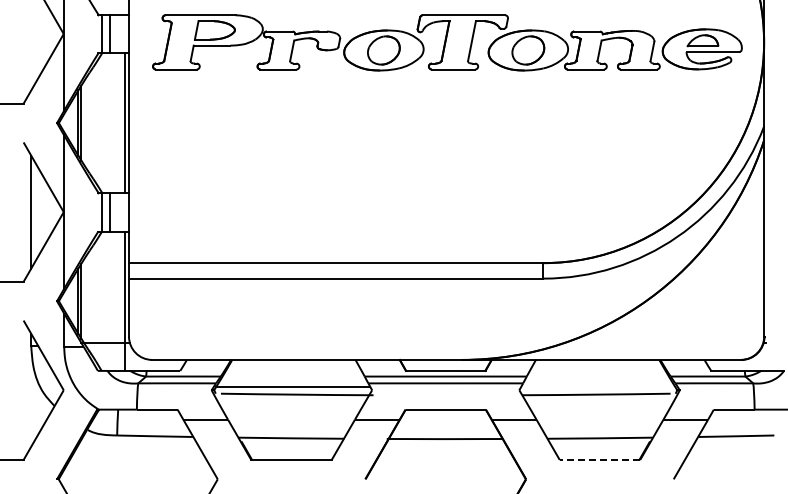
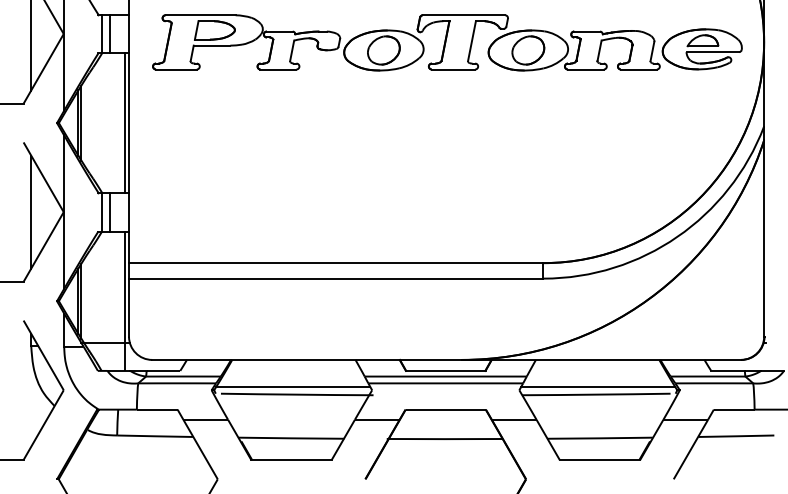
line: none -> present (31, 46)
line: none -> present (598, 386)
line: dashed -> solid (599, 459)
